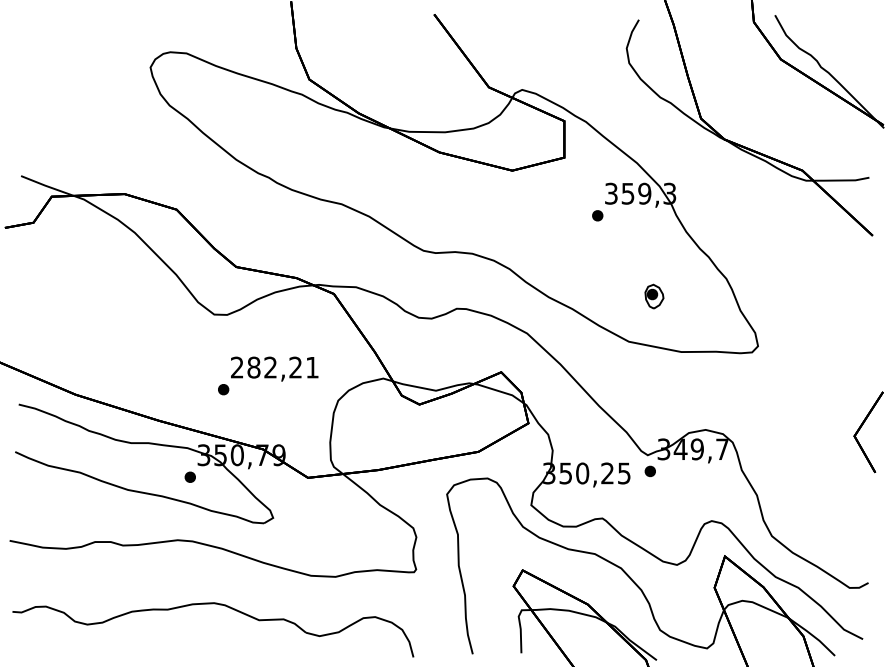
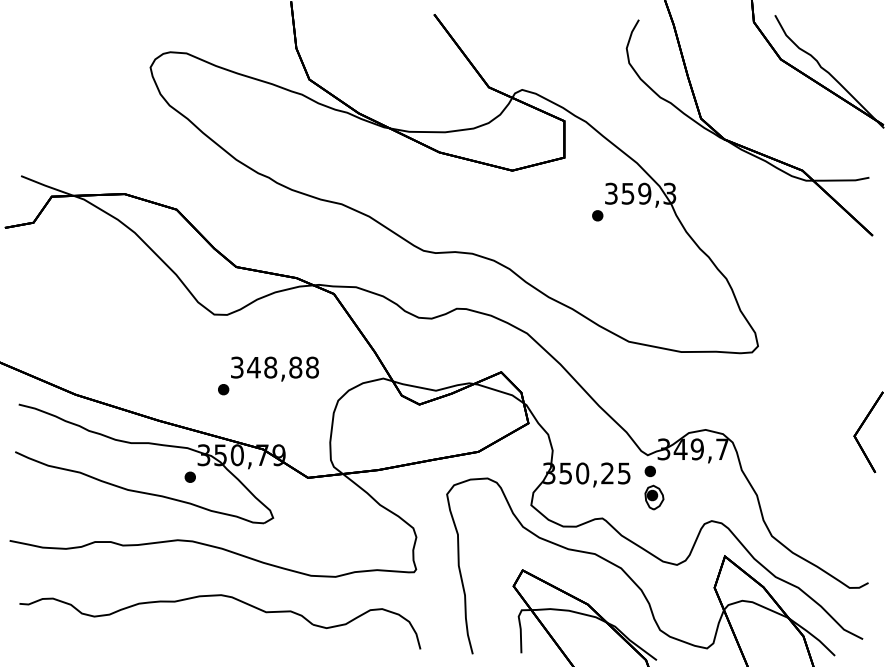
part position: (654, 296) -> (654, 497) (654, 497)
text: 282,21 -> 348,88 (274, 367)
part position: (219, 605) -> (226, 597) (226, 597)
